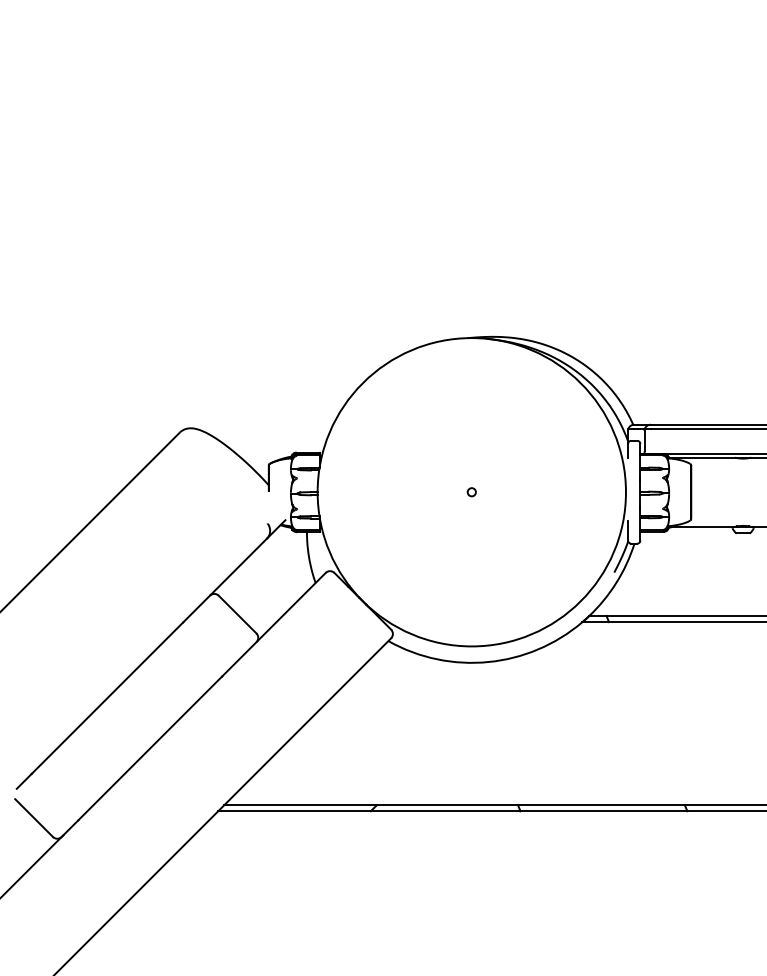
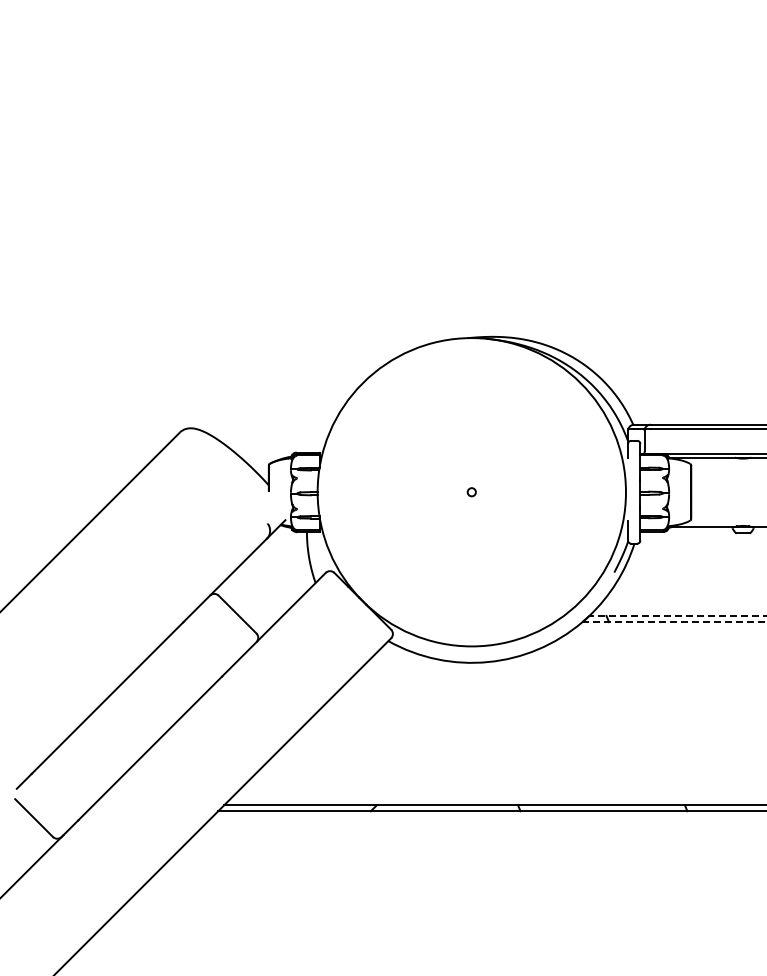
line: solid -> dashed (677, 615)
line: solid -> dashed (674, 622)
